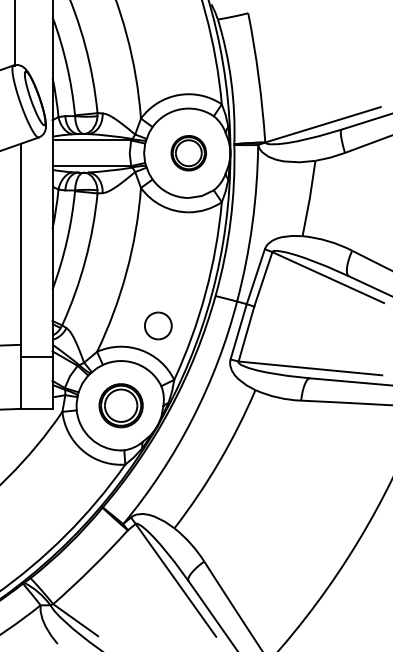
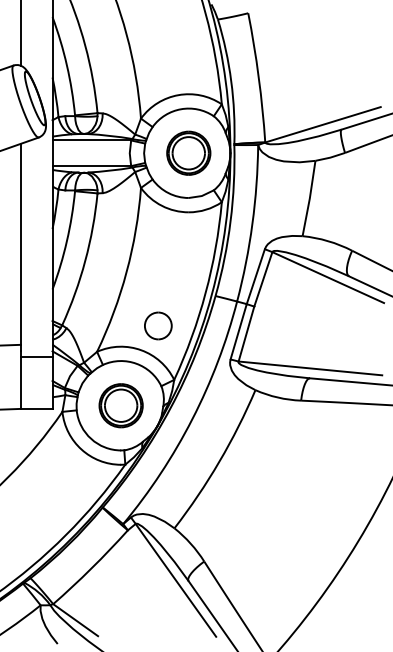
line position: (14, 33) -> (20, 33) (20, 33)
part size: 37x37 px -> 46x46 px (188, 152)
